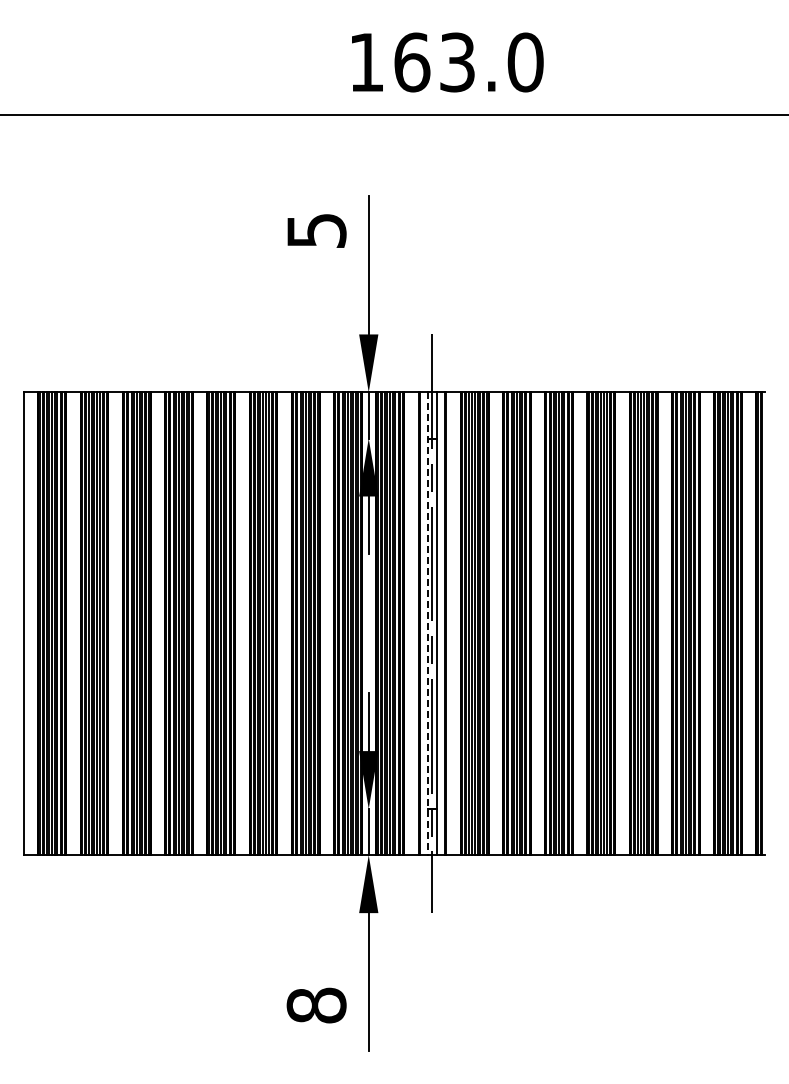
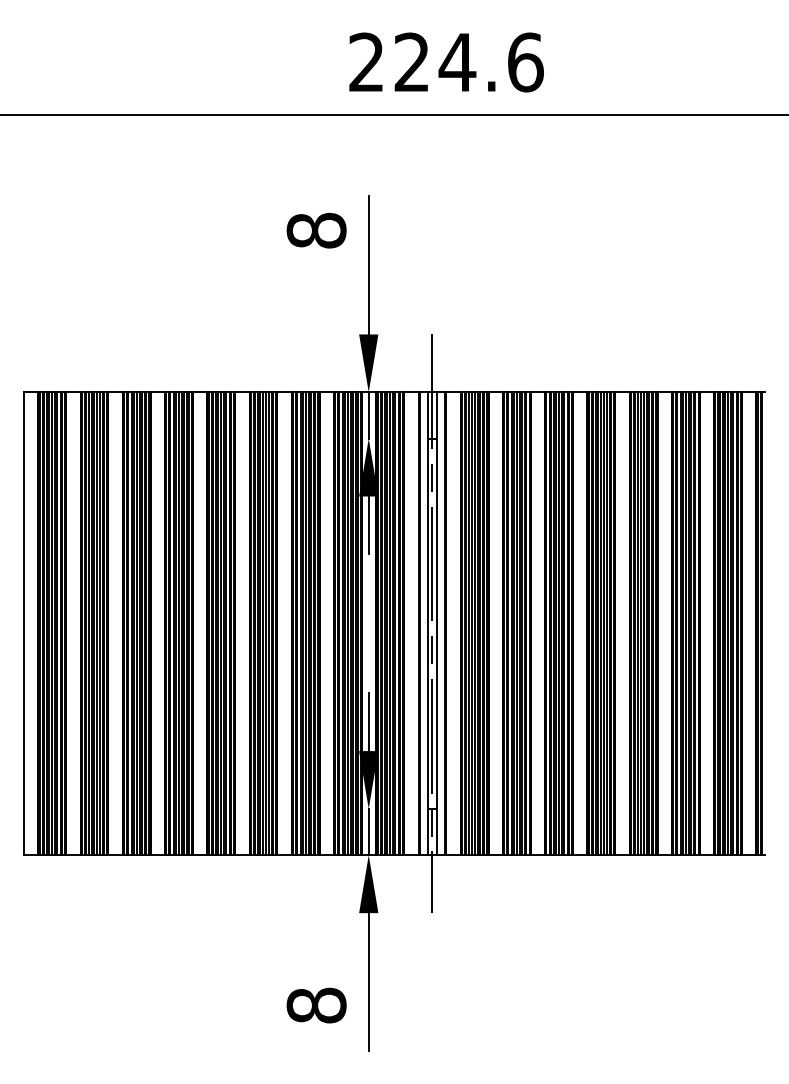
text: 163.0 -> 224.6 (446, 62)
text: 5 -> 8 (316, 230)
line: dashed -> solid (427, 624)
